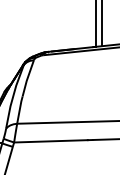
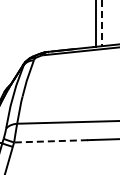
line: solid -> dashed (102, 23)
line: solid -> dashed (50, 141)
